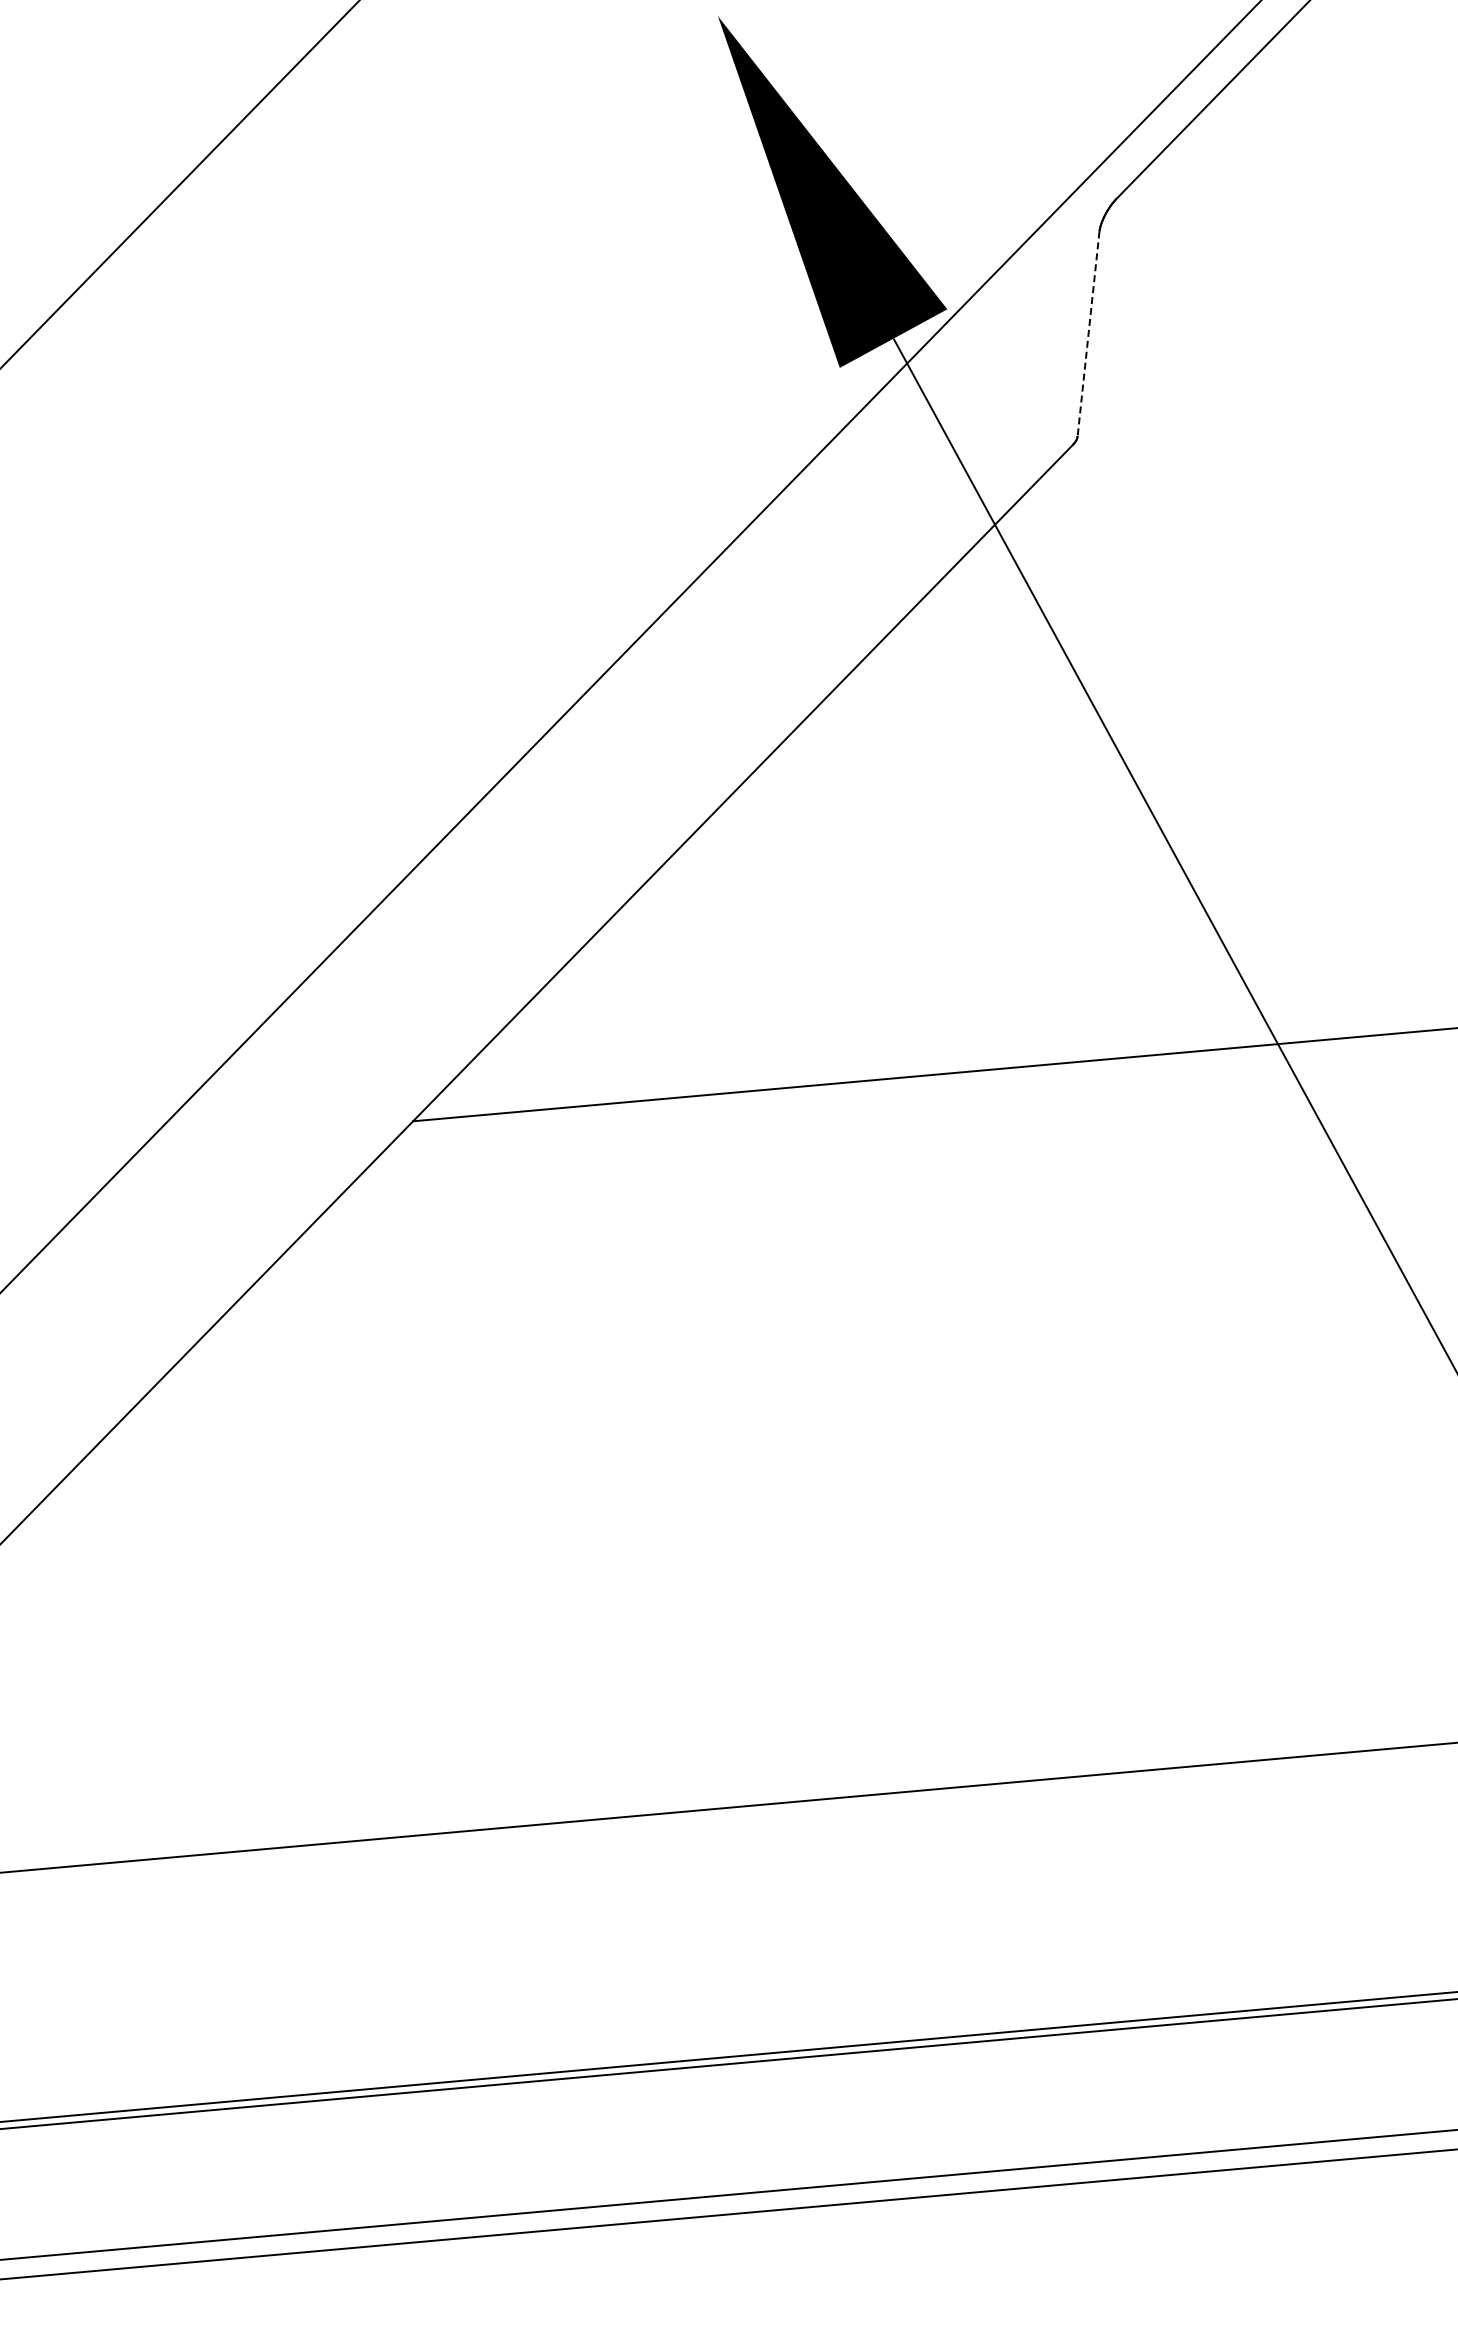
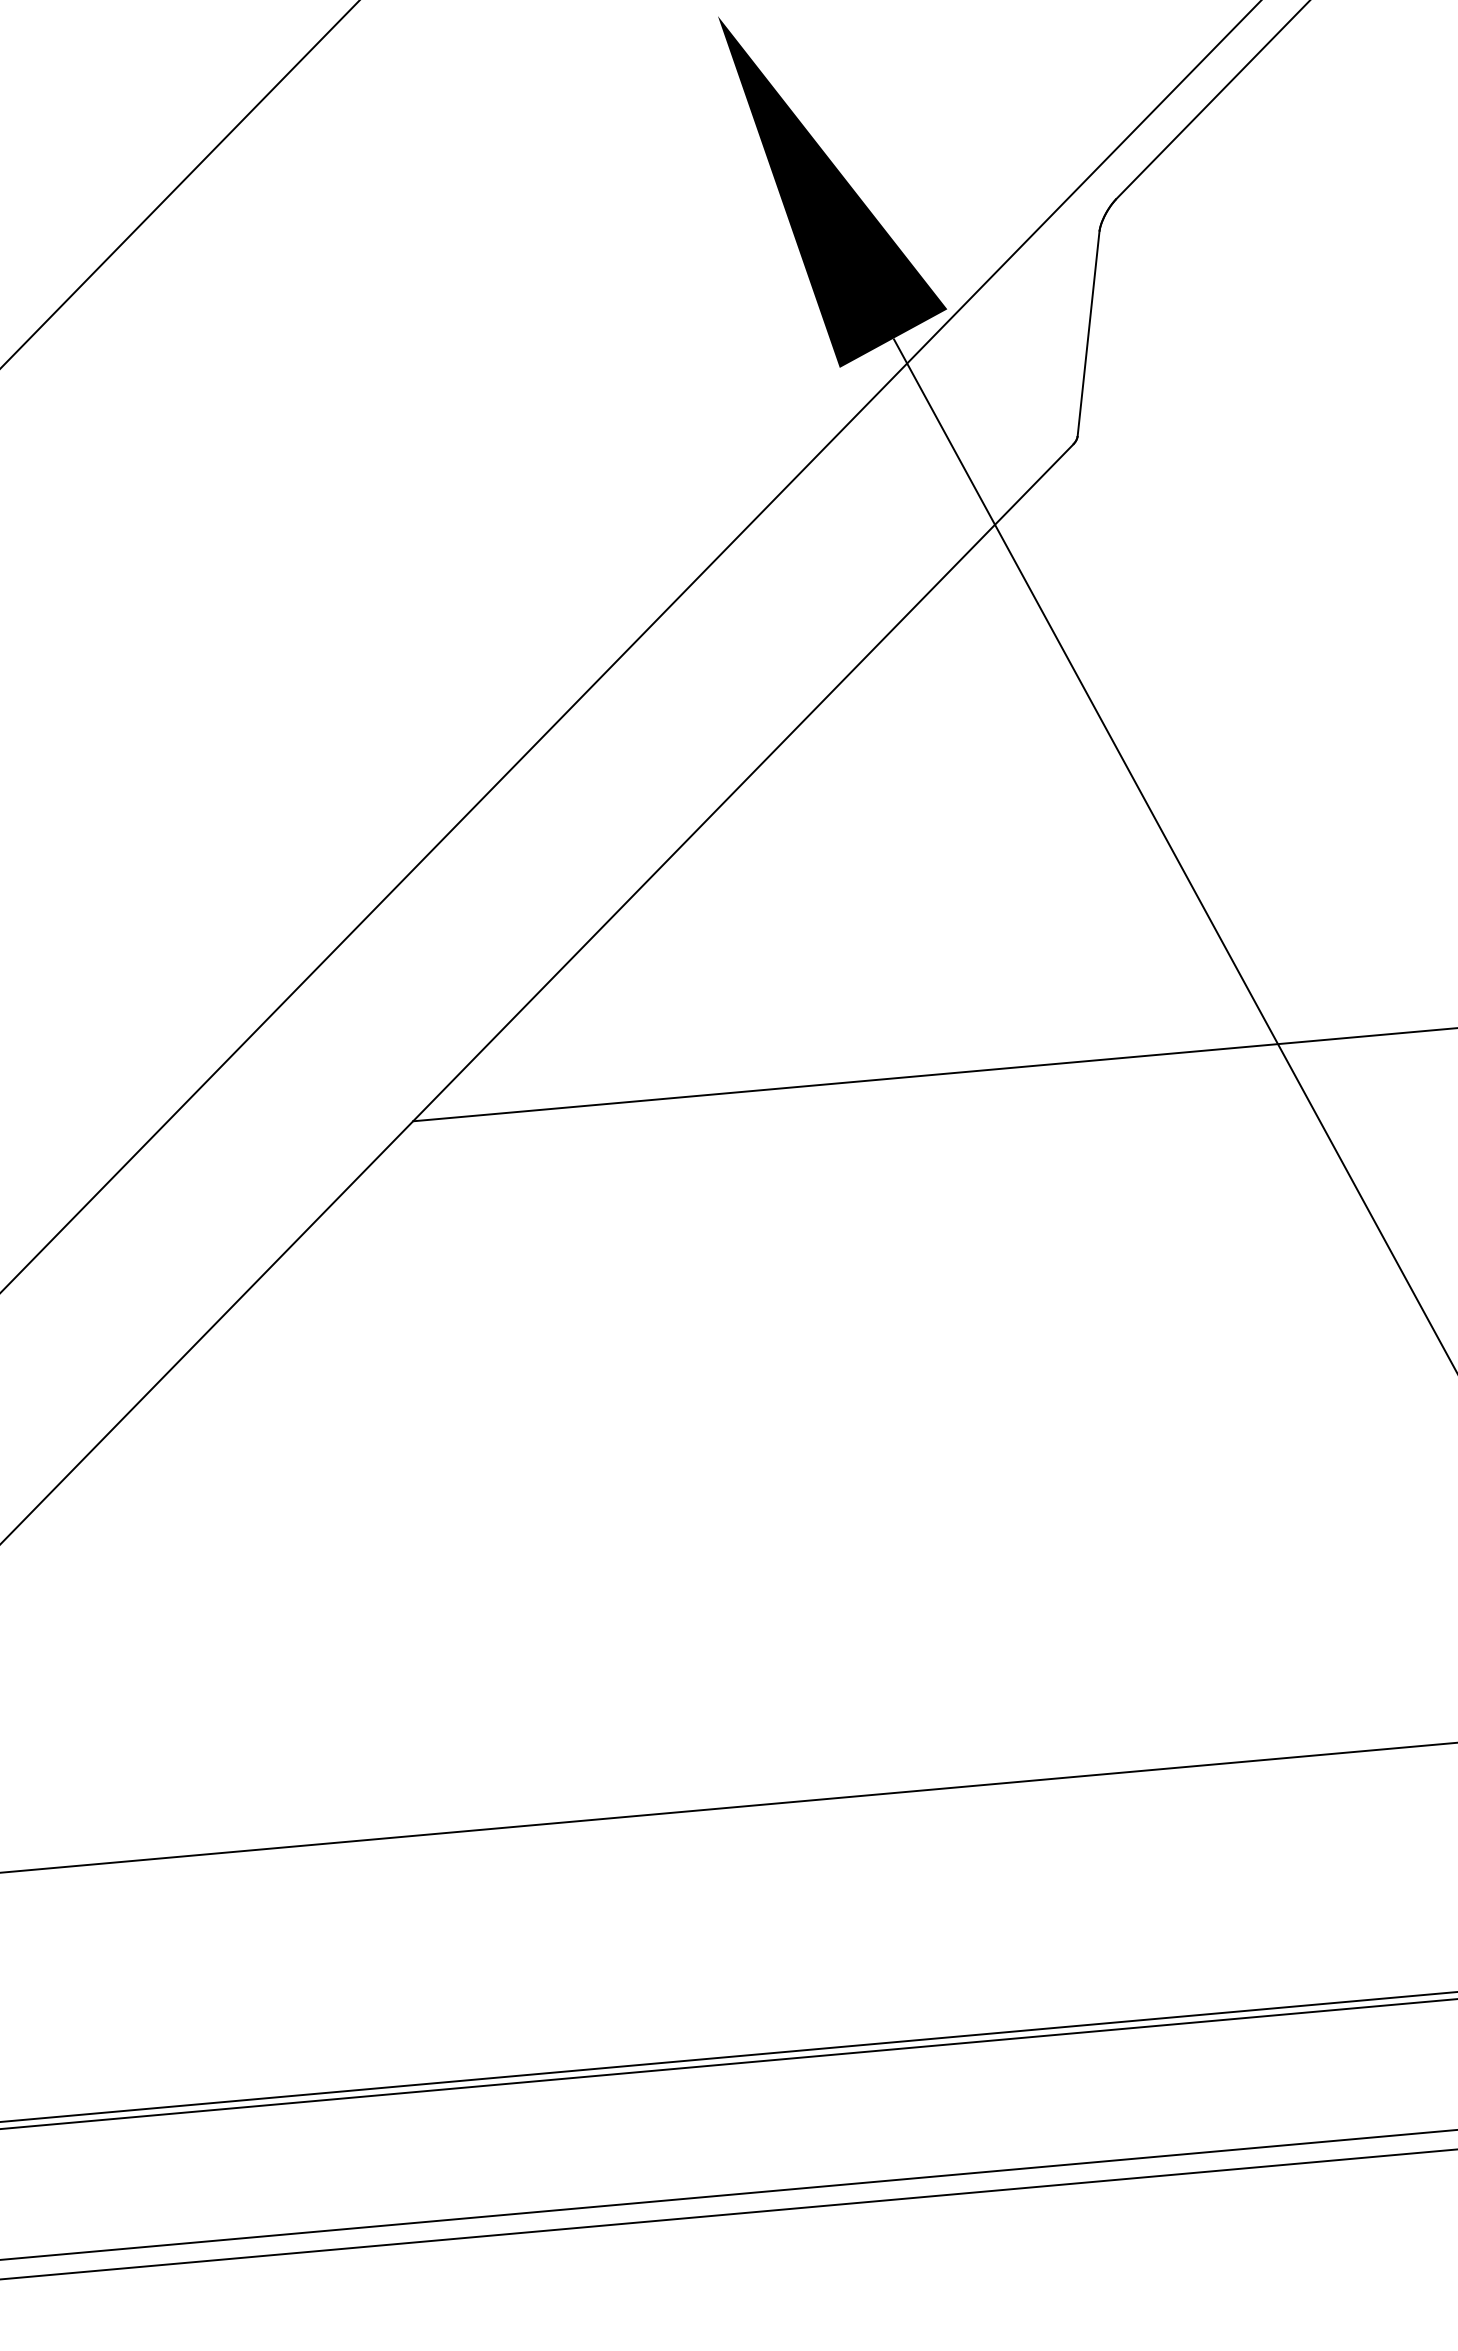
line: dashed -> solid (1088, 333)
